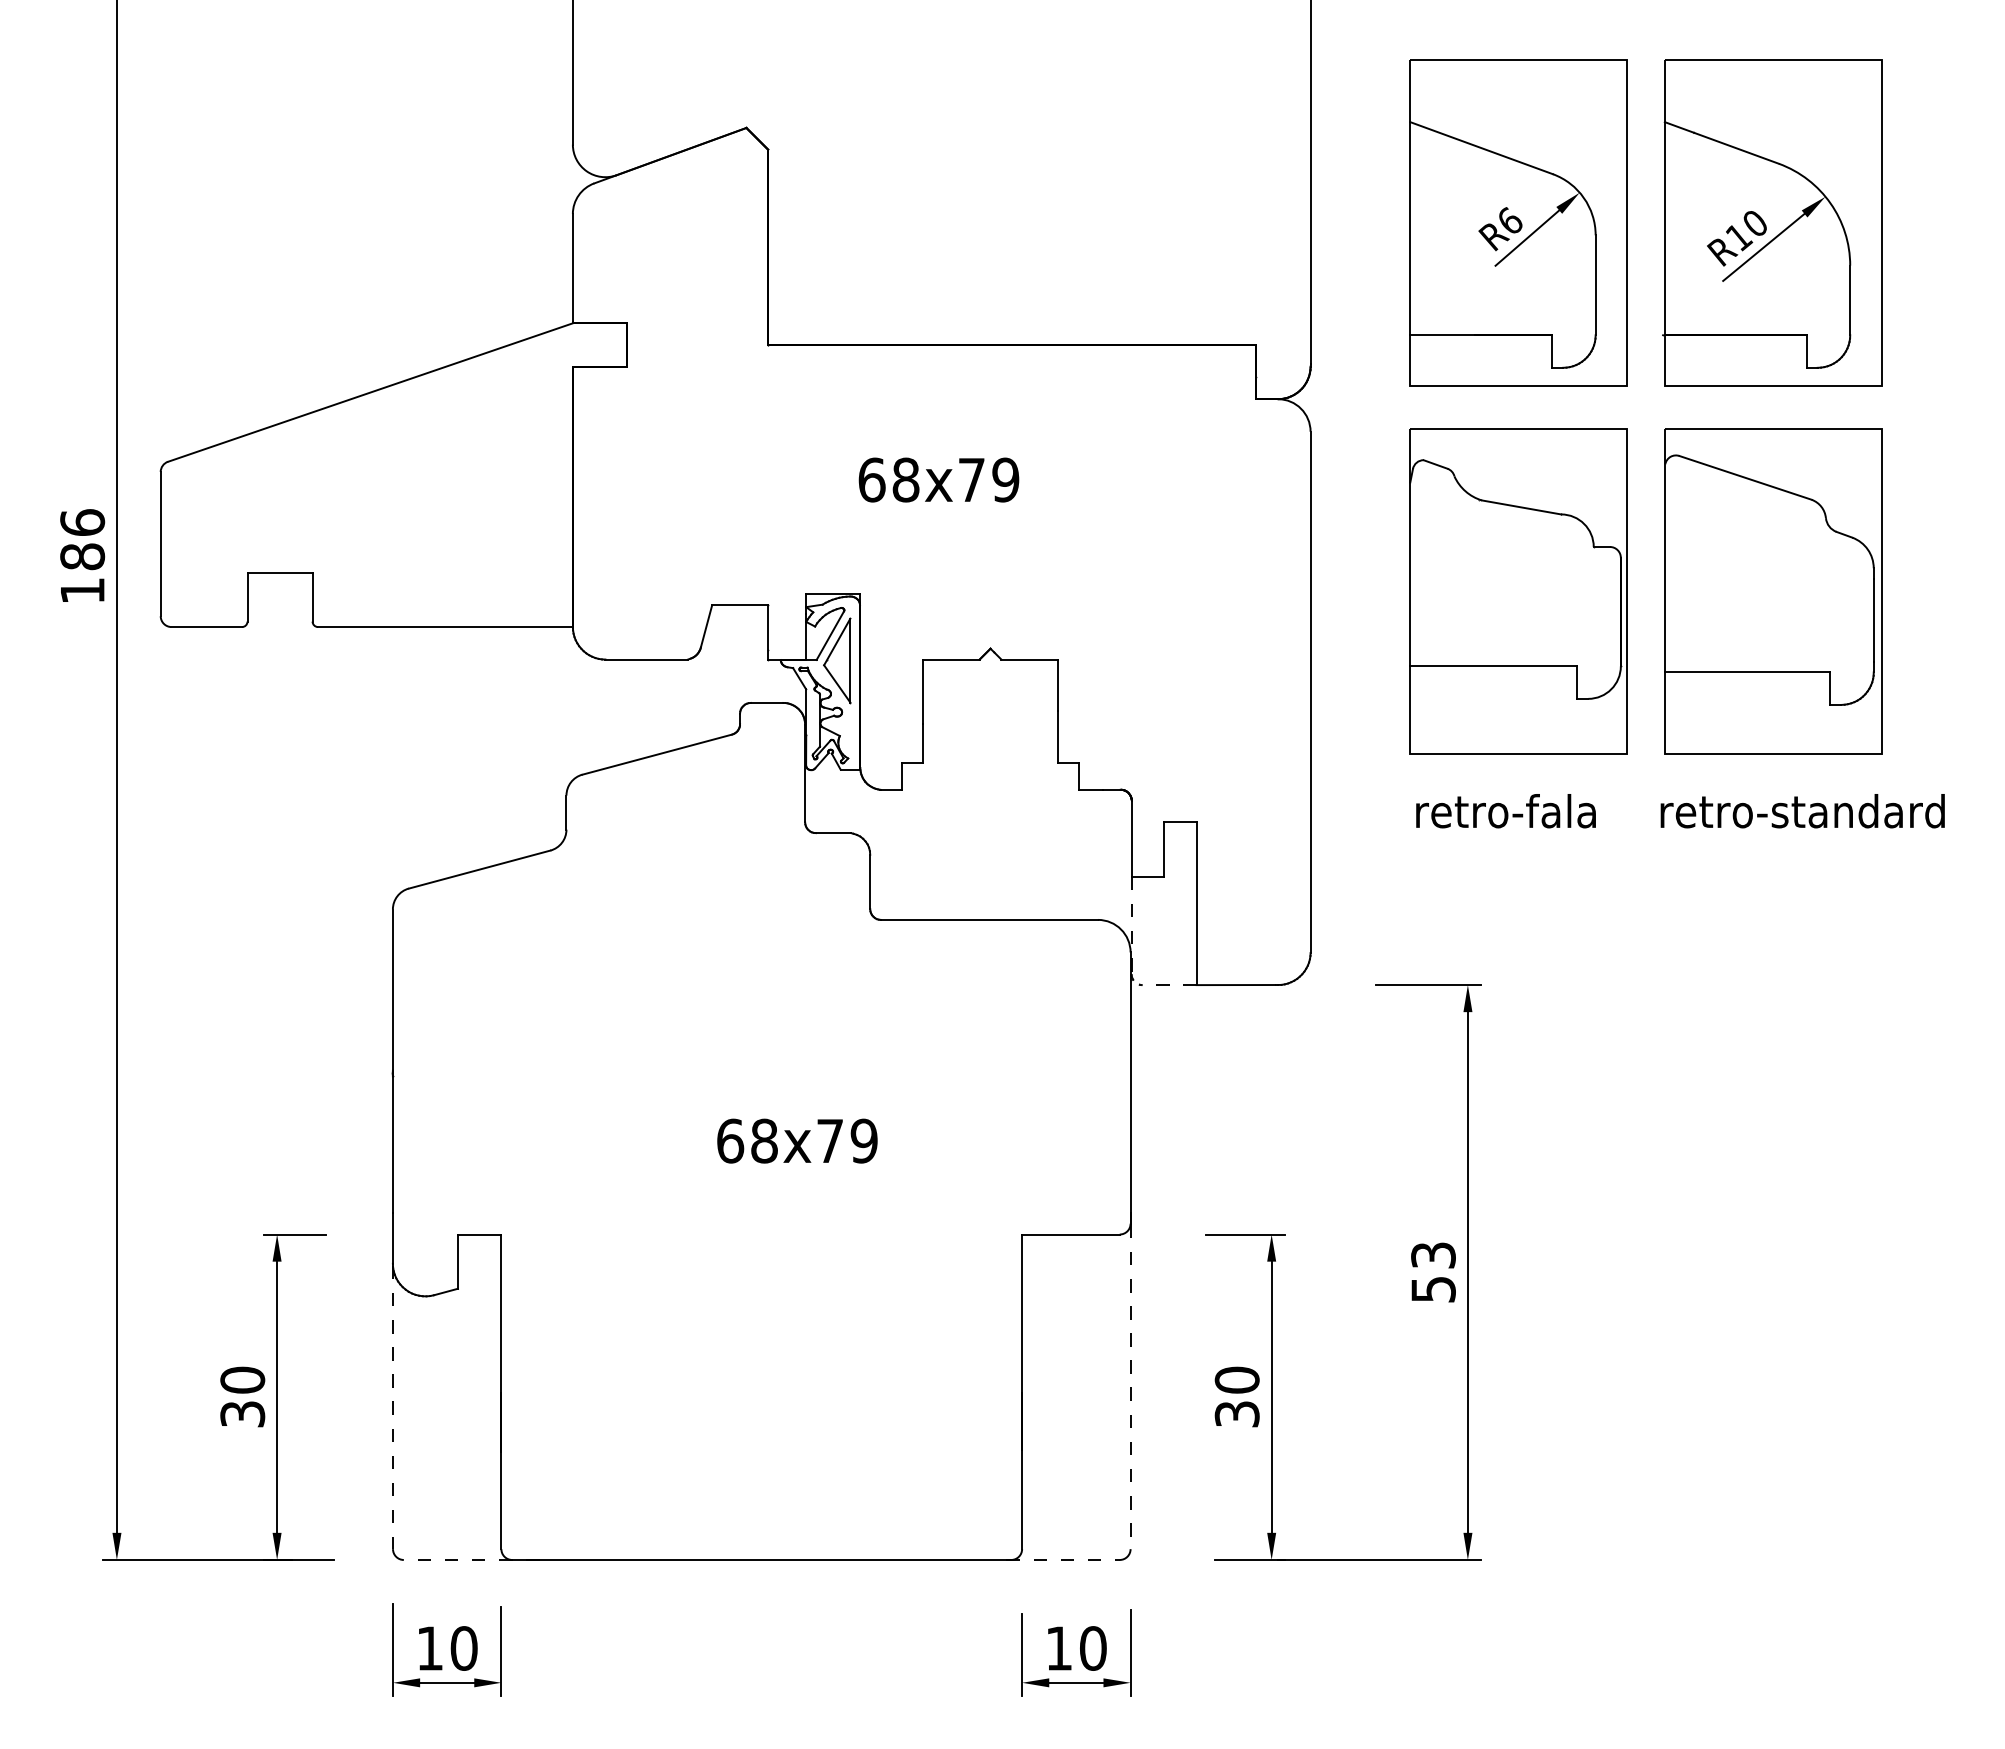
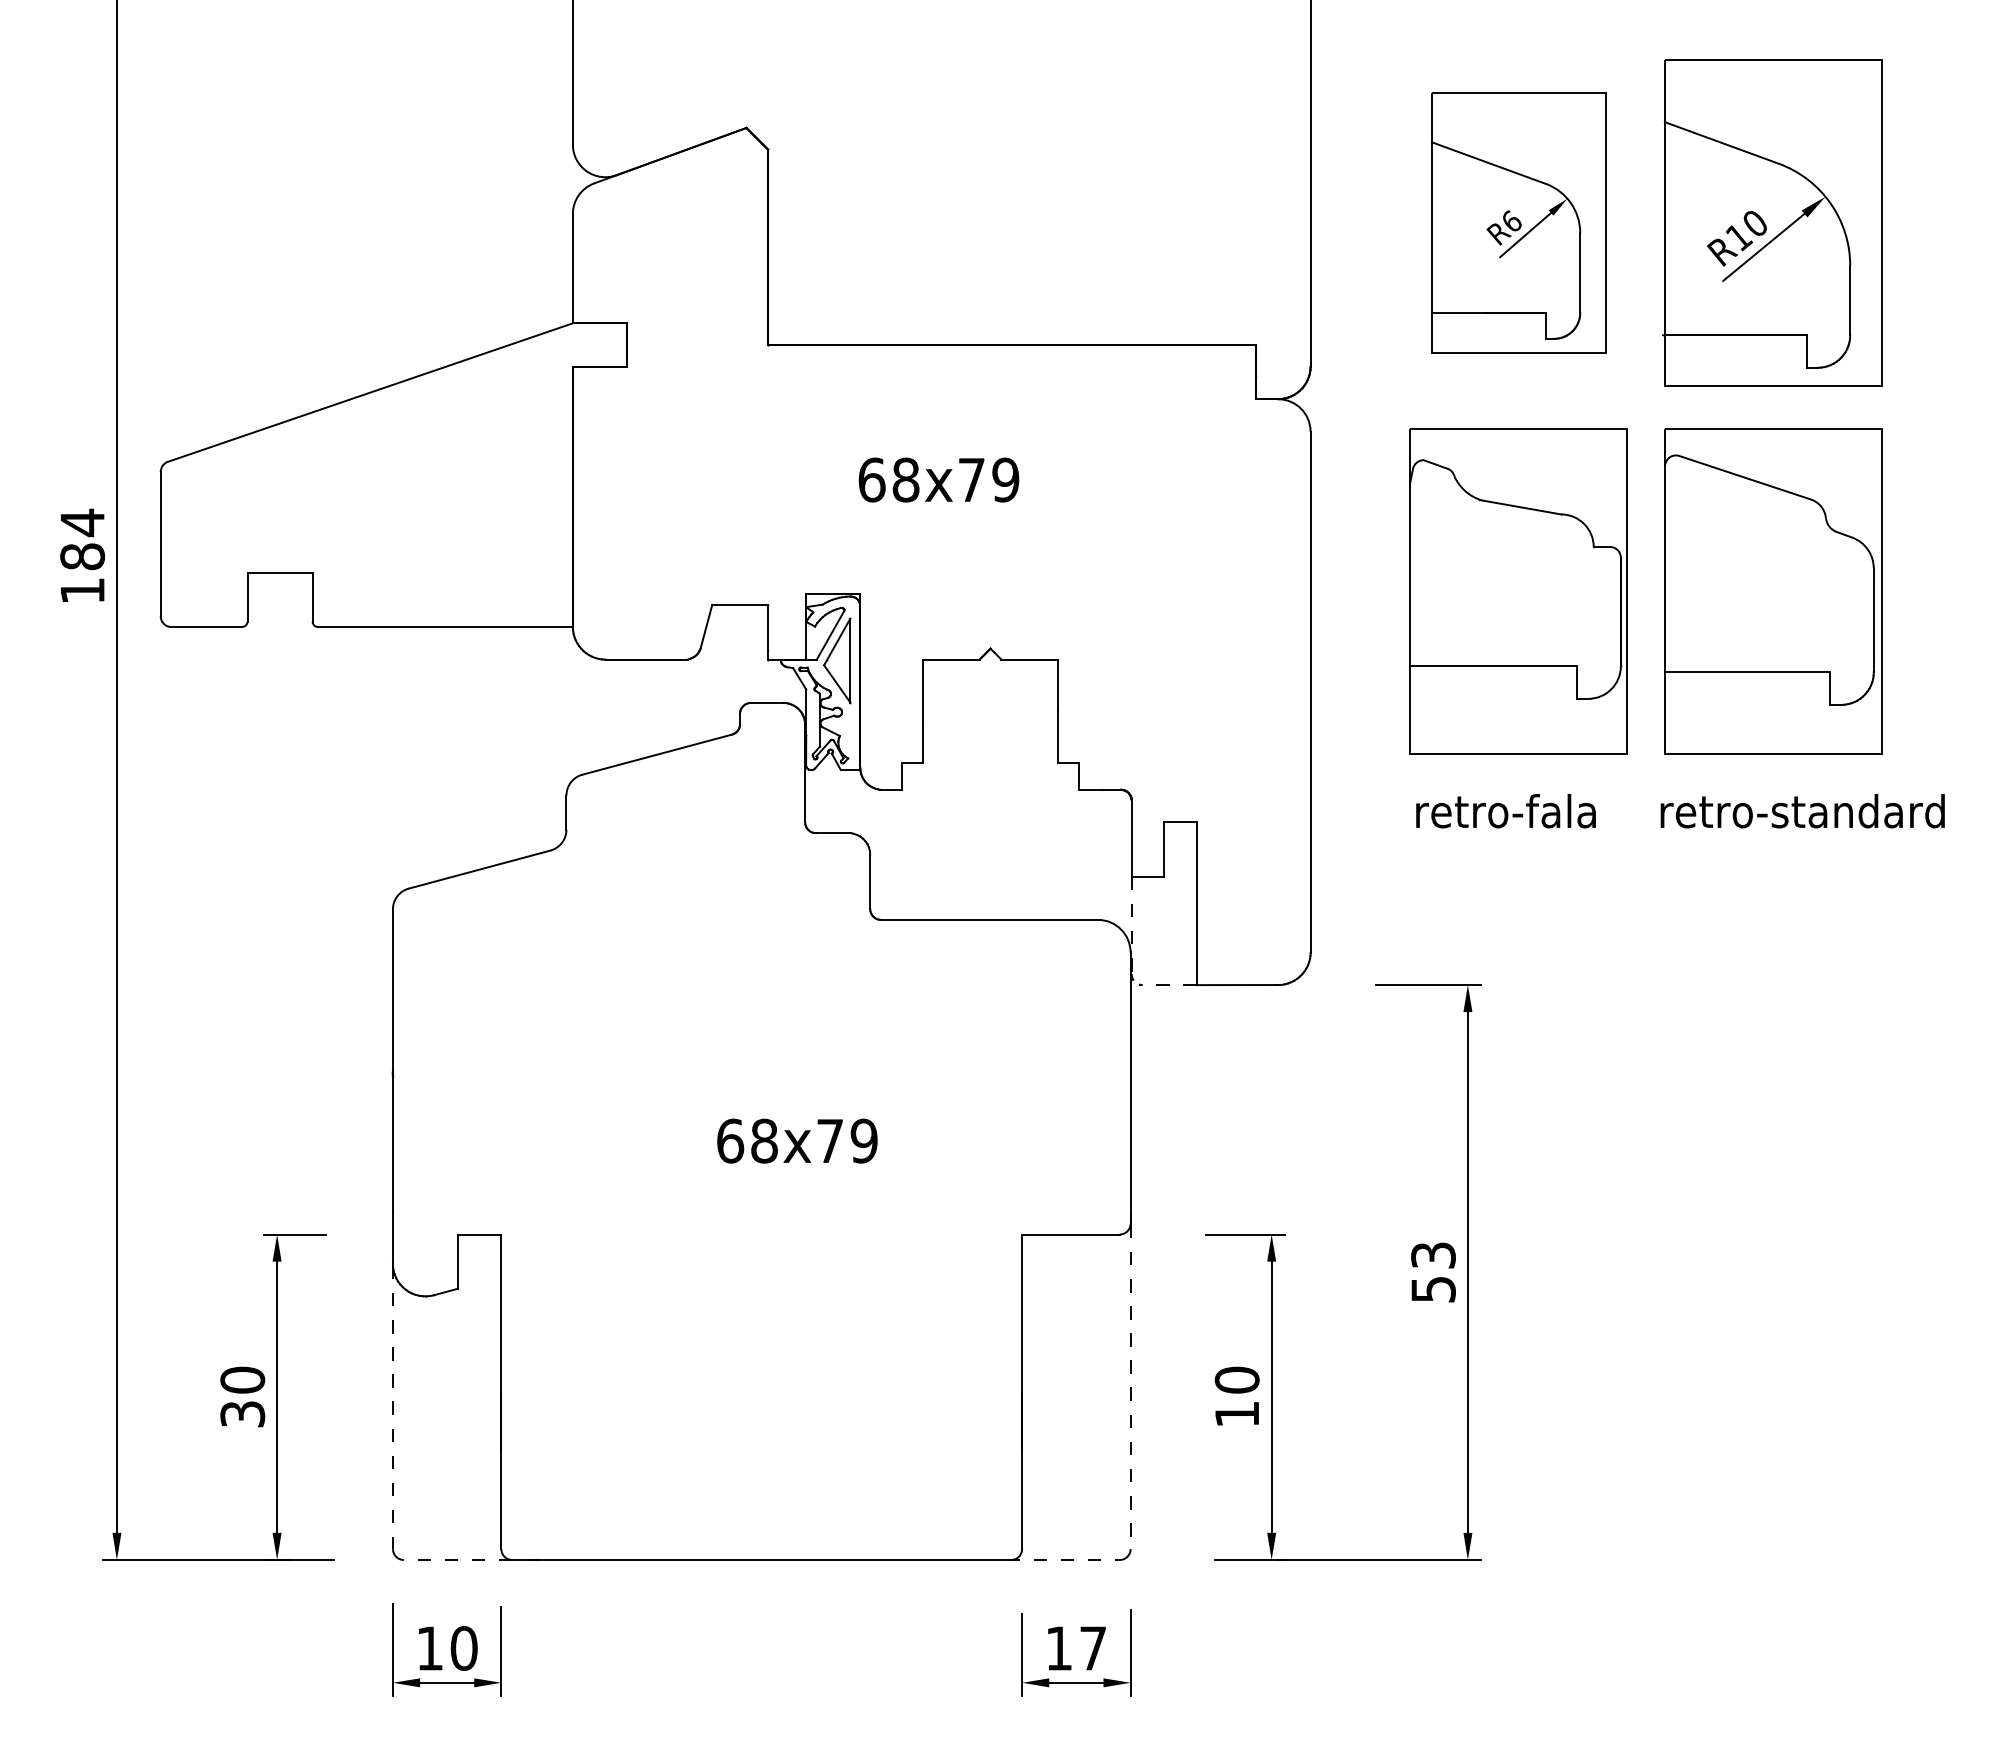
part size: 219x328 px -> 177x262 px (1518, 222)
text: 186 -> 184 (82, 522)
text: 30 -> 10 (1236, 1414)
text: 10 -> 17 (1093, 1648)
